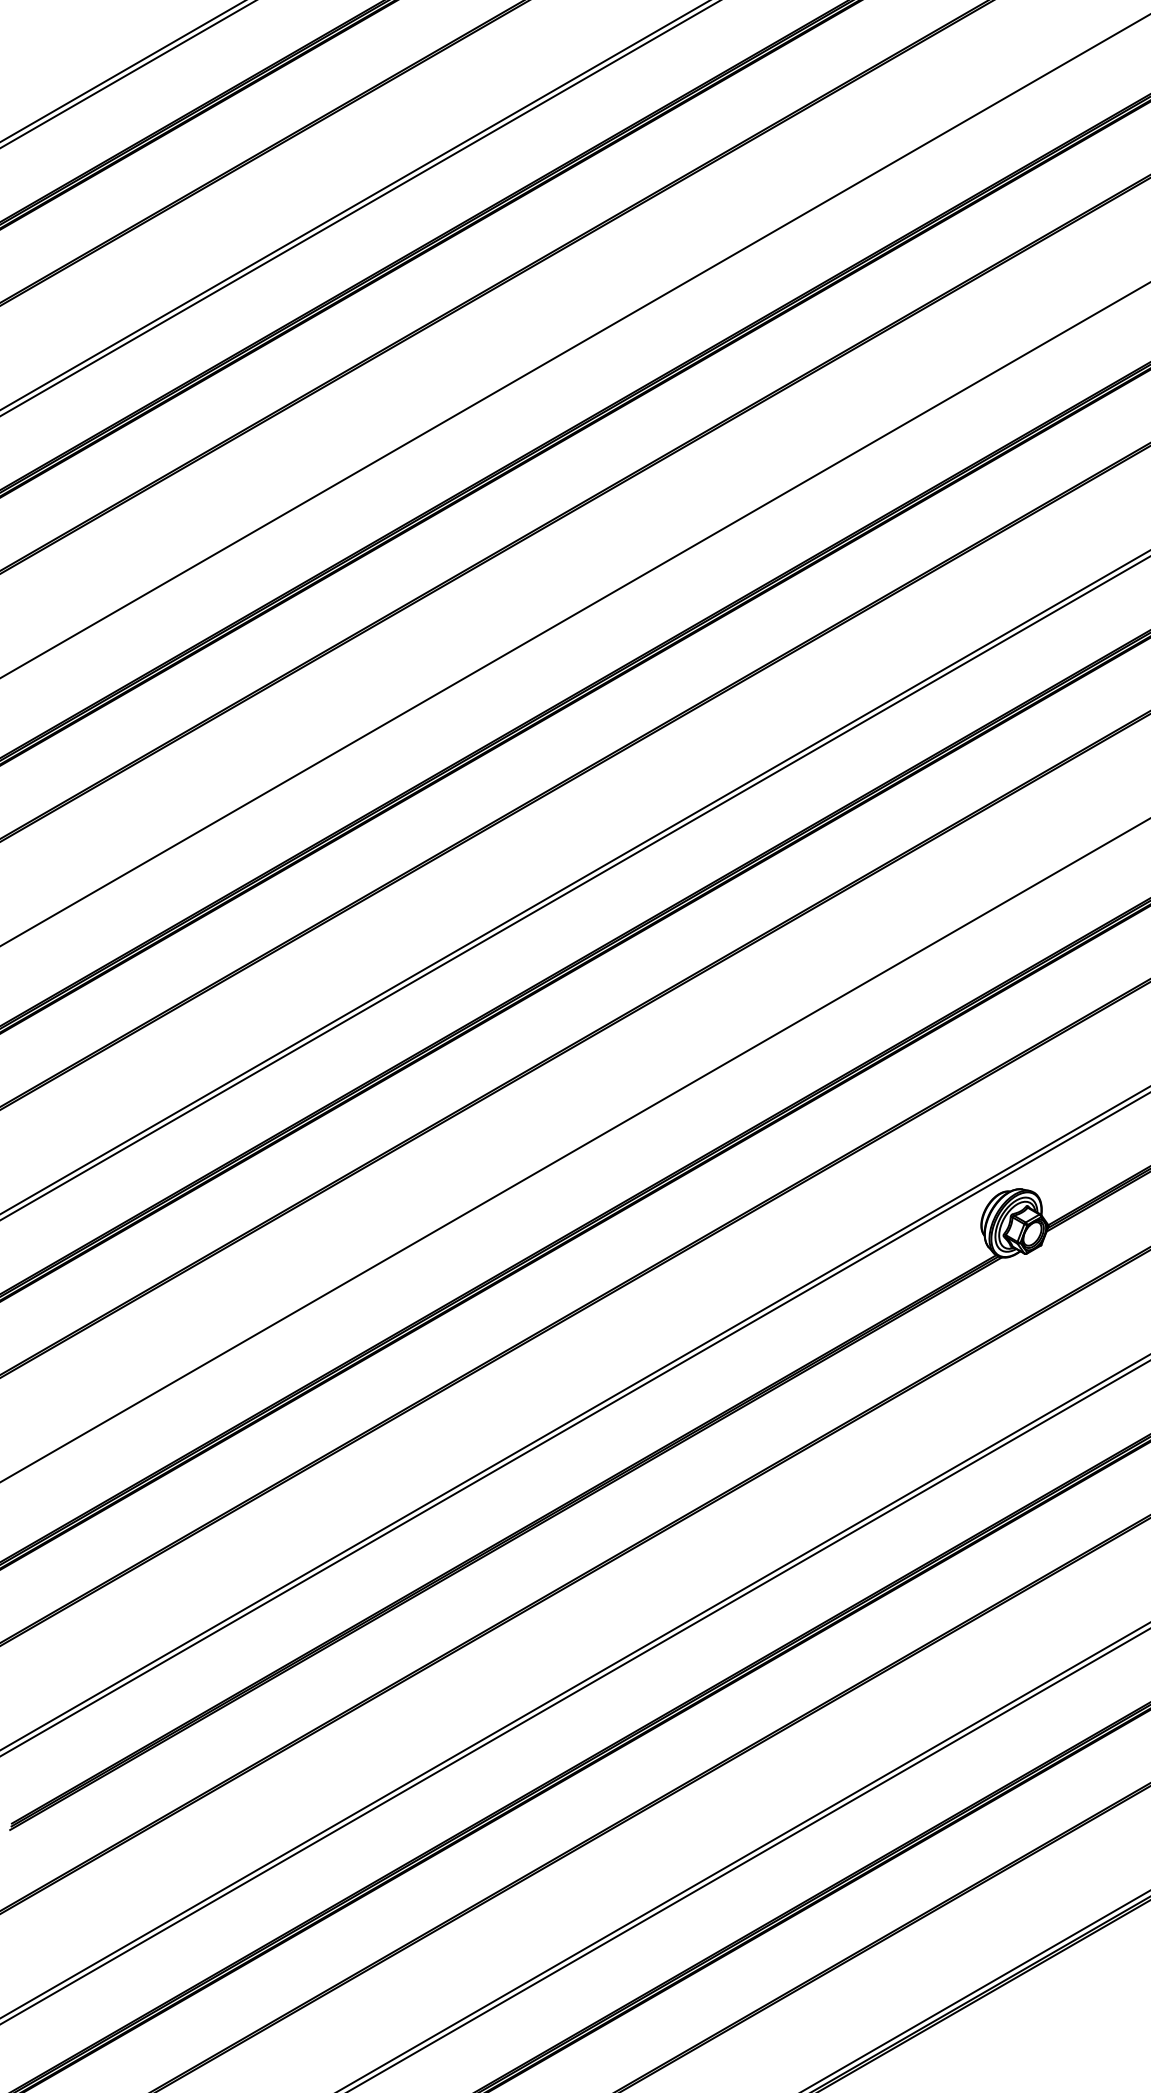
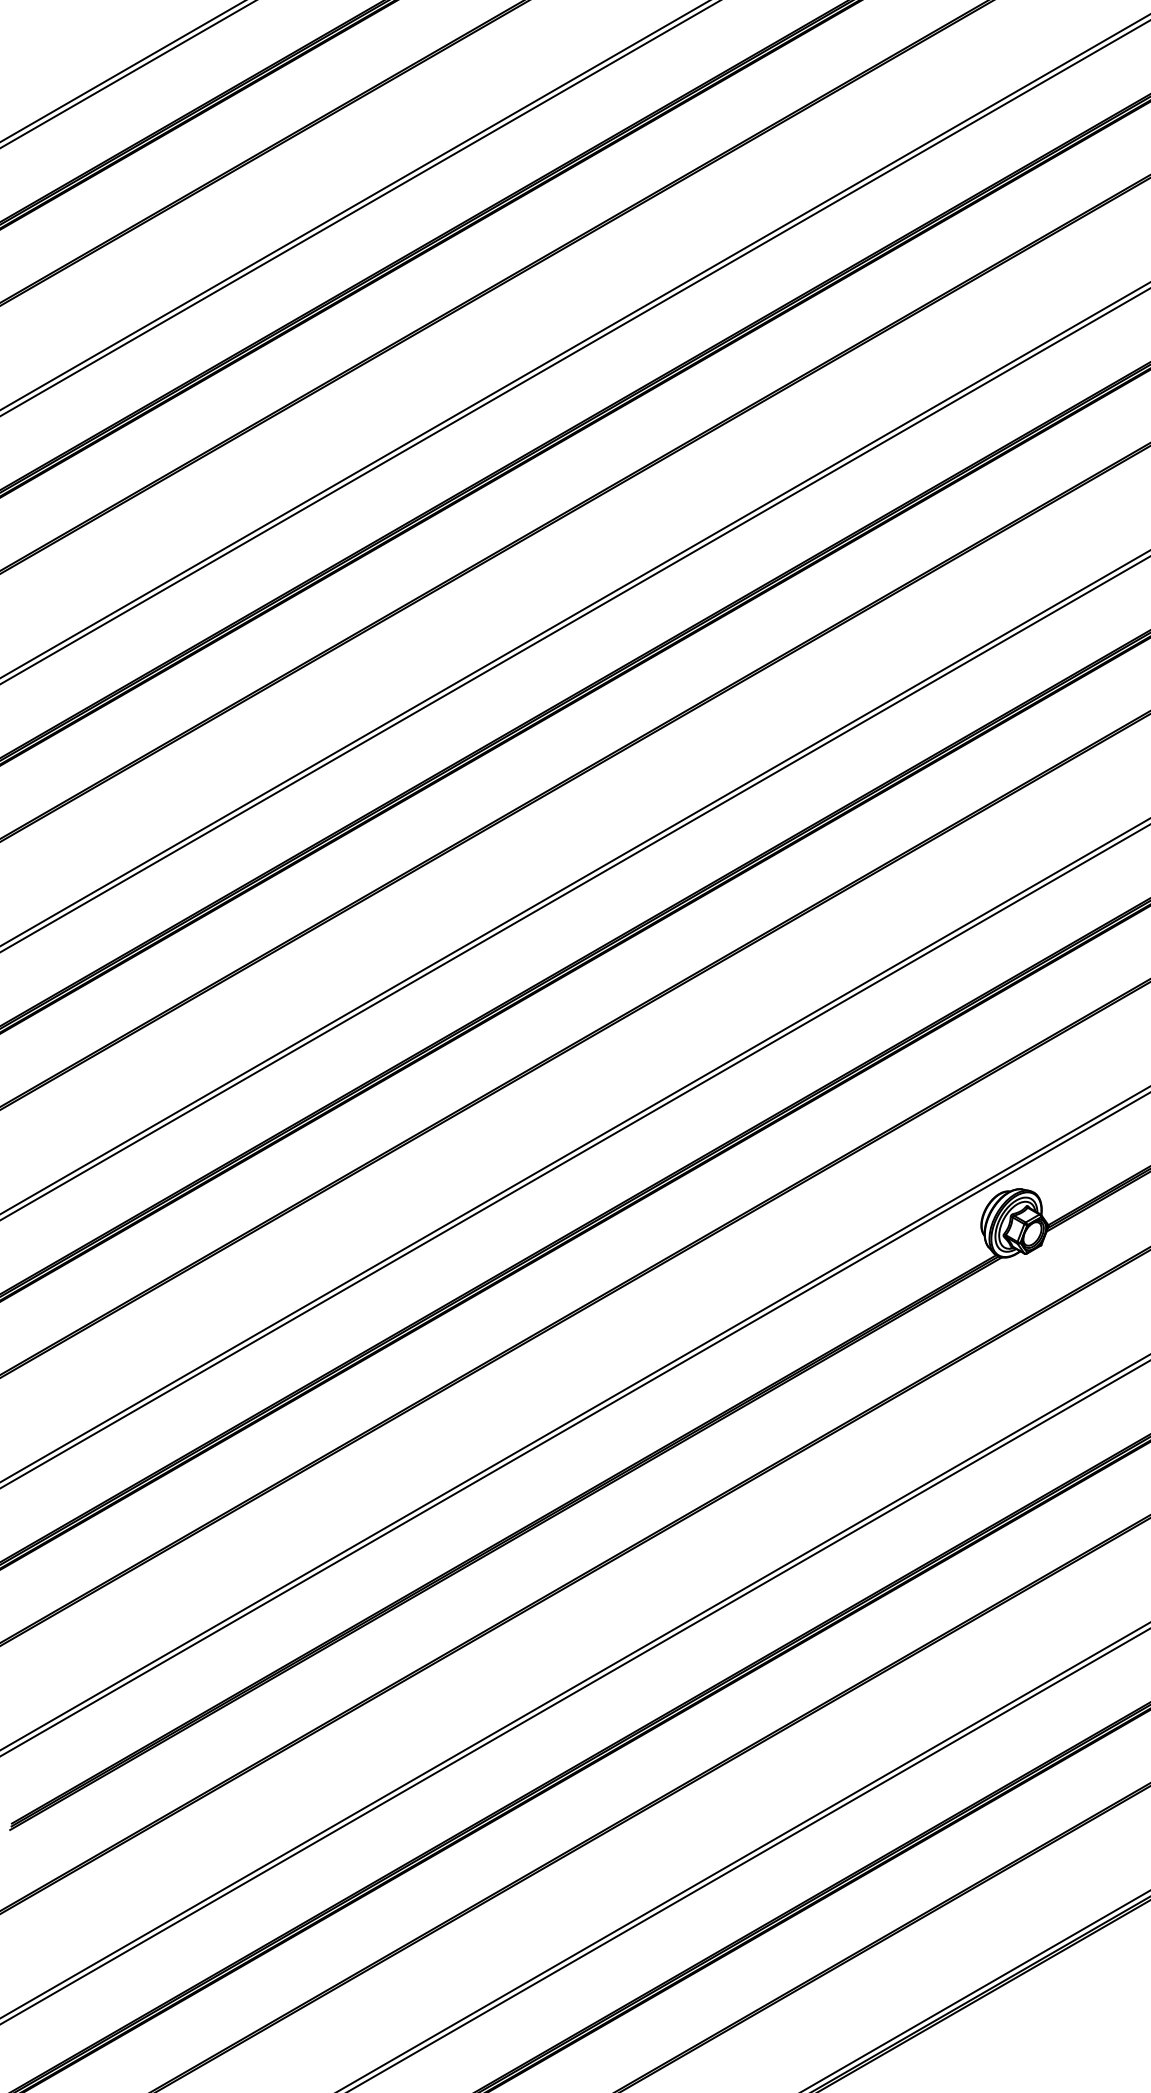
line: none -> present (574, 352)
line: none -> present (574, 620)
line: none -> present (574, 1156)
